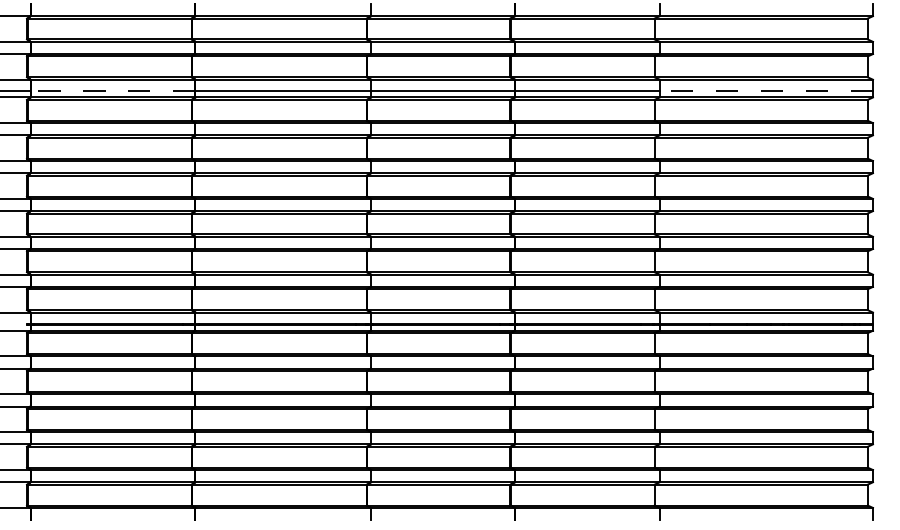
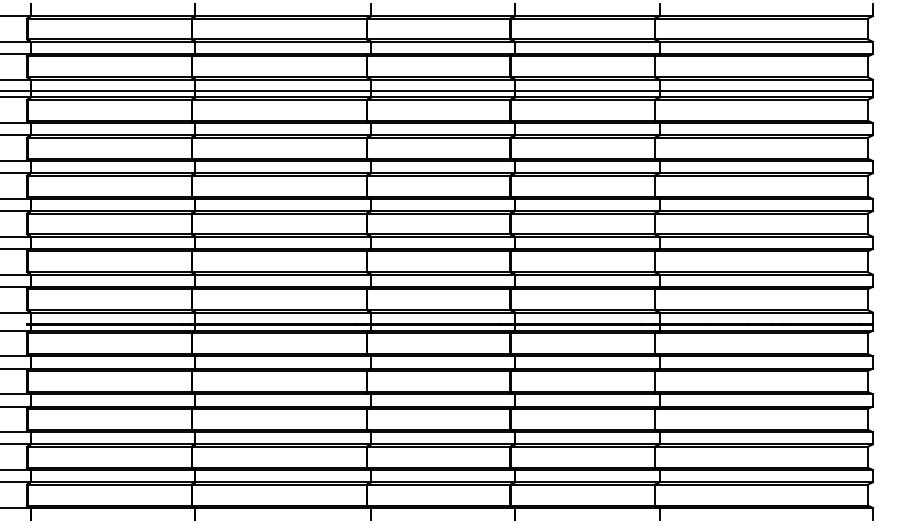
line: dashed -> solid (112, 91)
line: dashed -> solid (766, 91)
